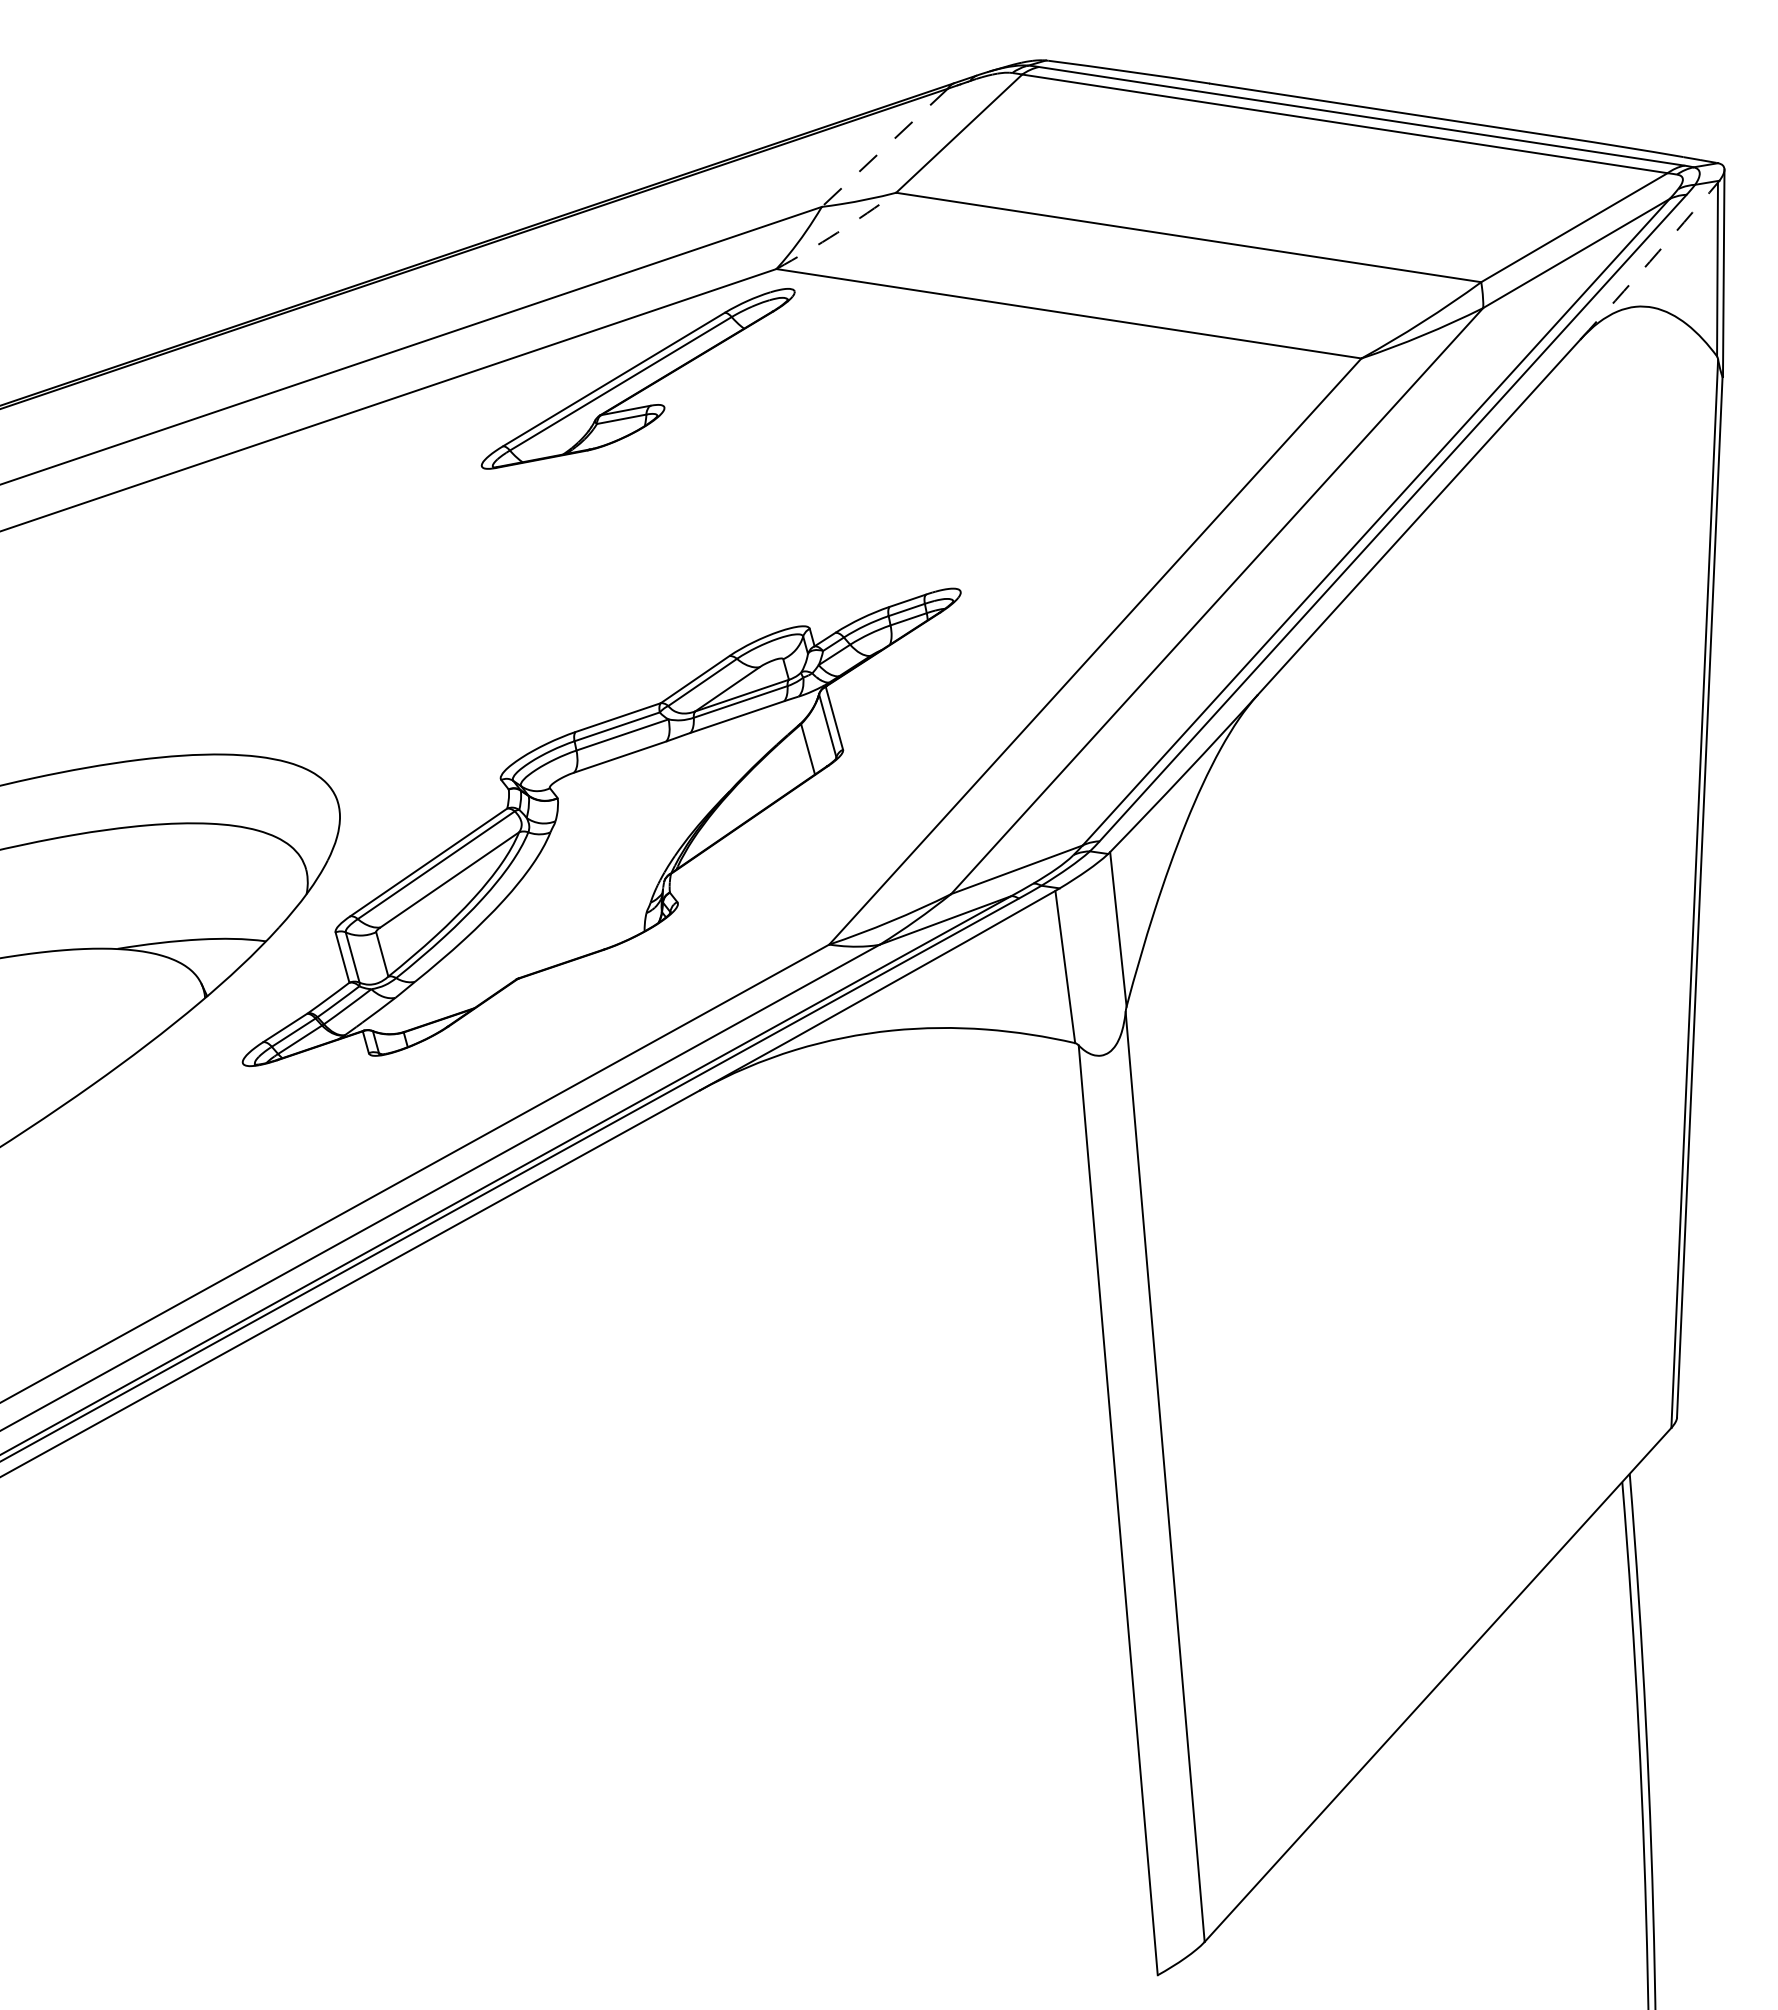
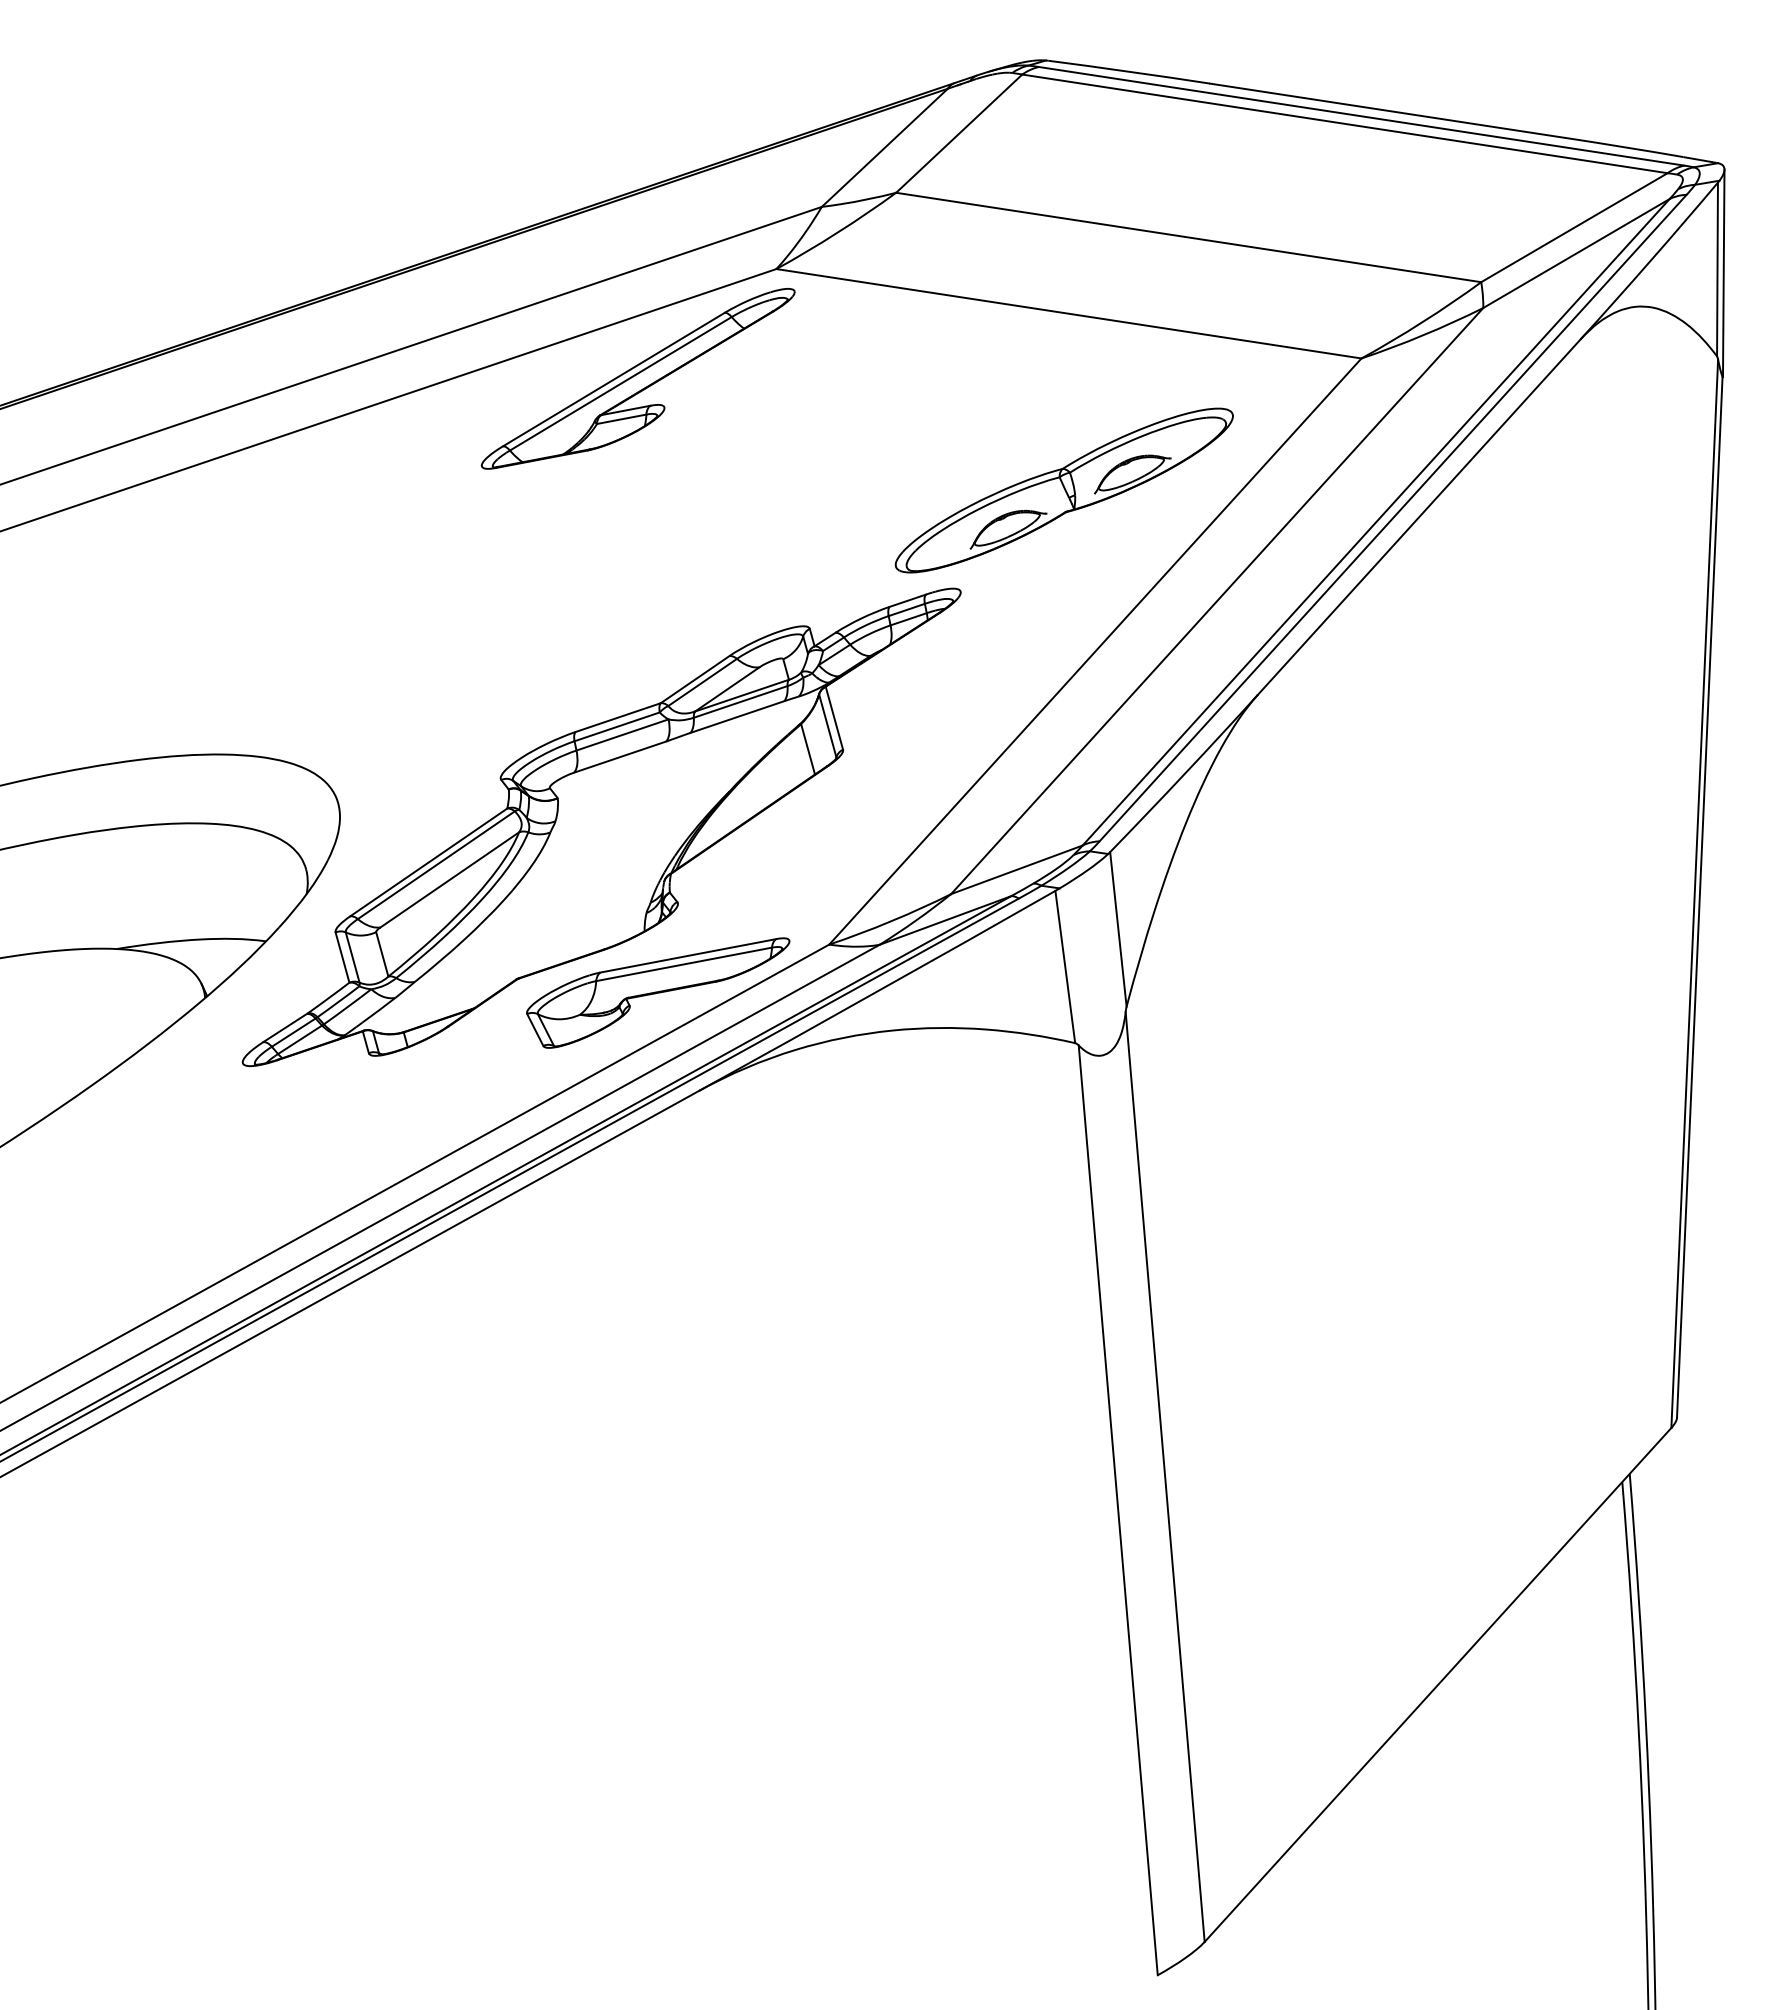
line: dashed -> solid (884, 148)
arc: dashed -> solid (837, 232)
arc: dashed -> solid (1649, 261)
part: none -> present (1063, 490)
part: none -> present (658, 992)
